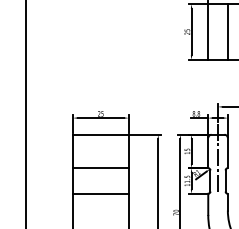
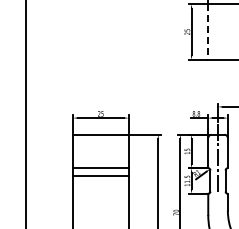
line: present -> none (227, 31)
line: solid -> dashed (208, 32)
line position: (100, 193) -> (100, 175) (100, 175)
